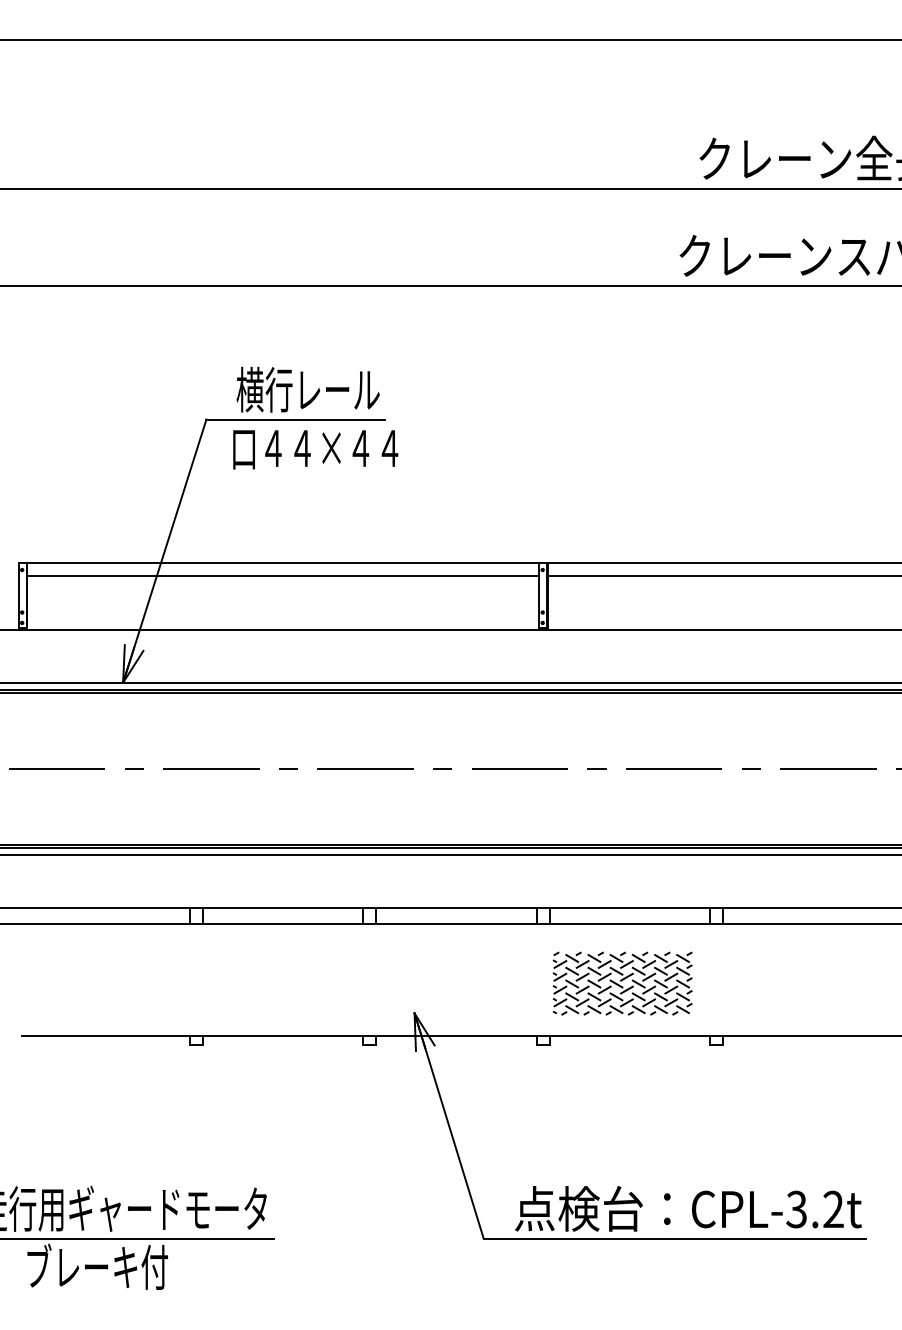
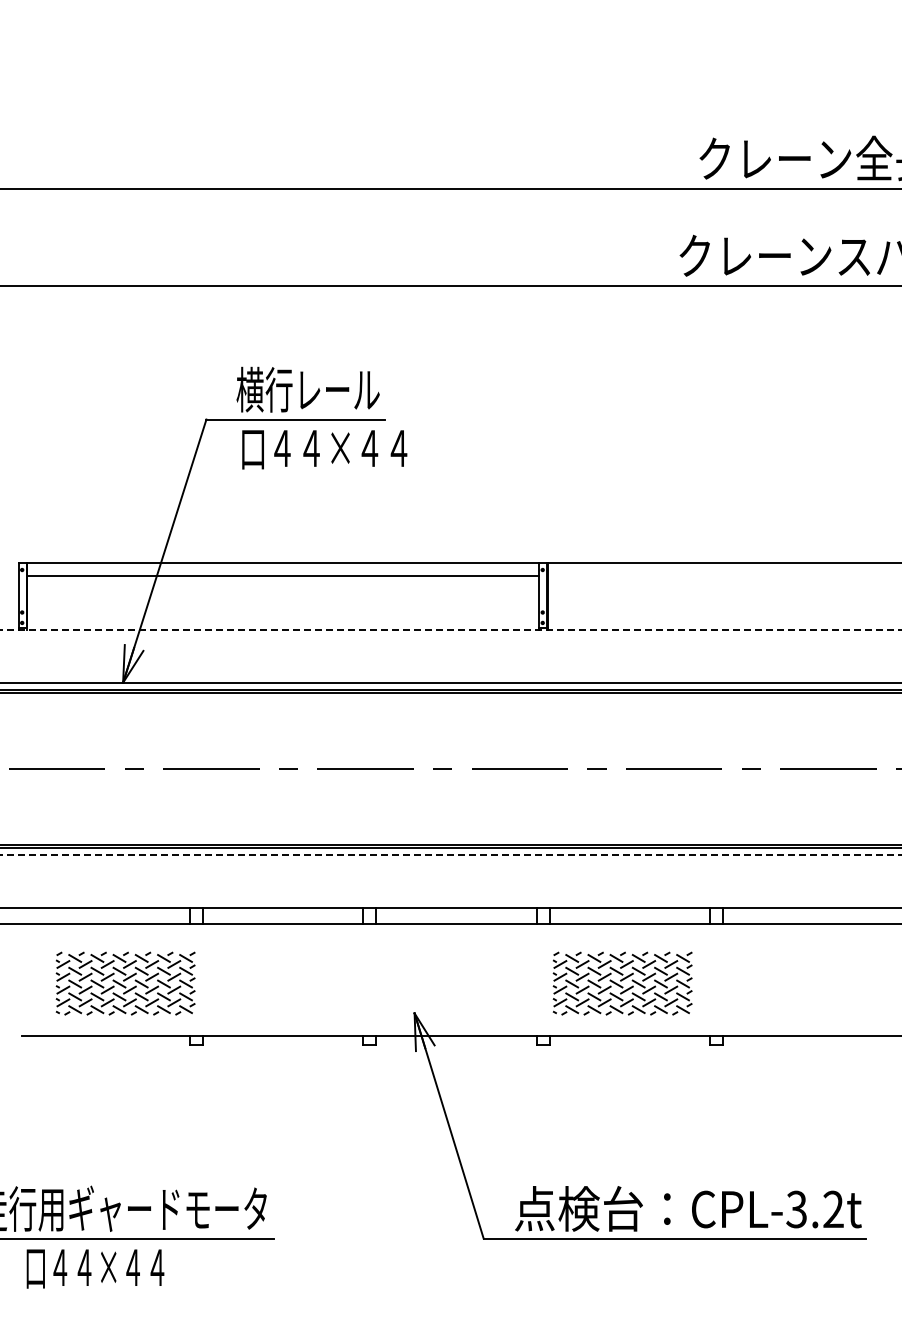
line: present -> none (450, 39)
text position: (315, 449) -> (324, 449) (324, 449)
line: present -> none (722, 576)
line: solid -> dashed (450, 629)
line: solid -> dashed (451, 855)
part: none -> present (125, 983)
text: ブレーキ付 -> 口４４×４４ (96, 1266)
